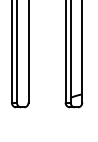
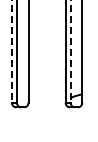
line: solid -> dashed (11, 51)
line: solid -> dashed (70, 51)
